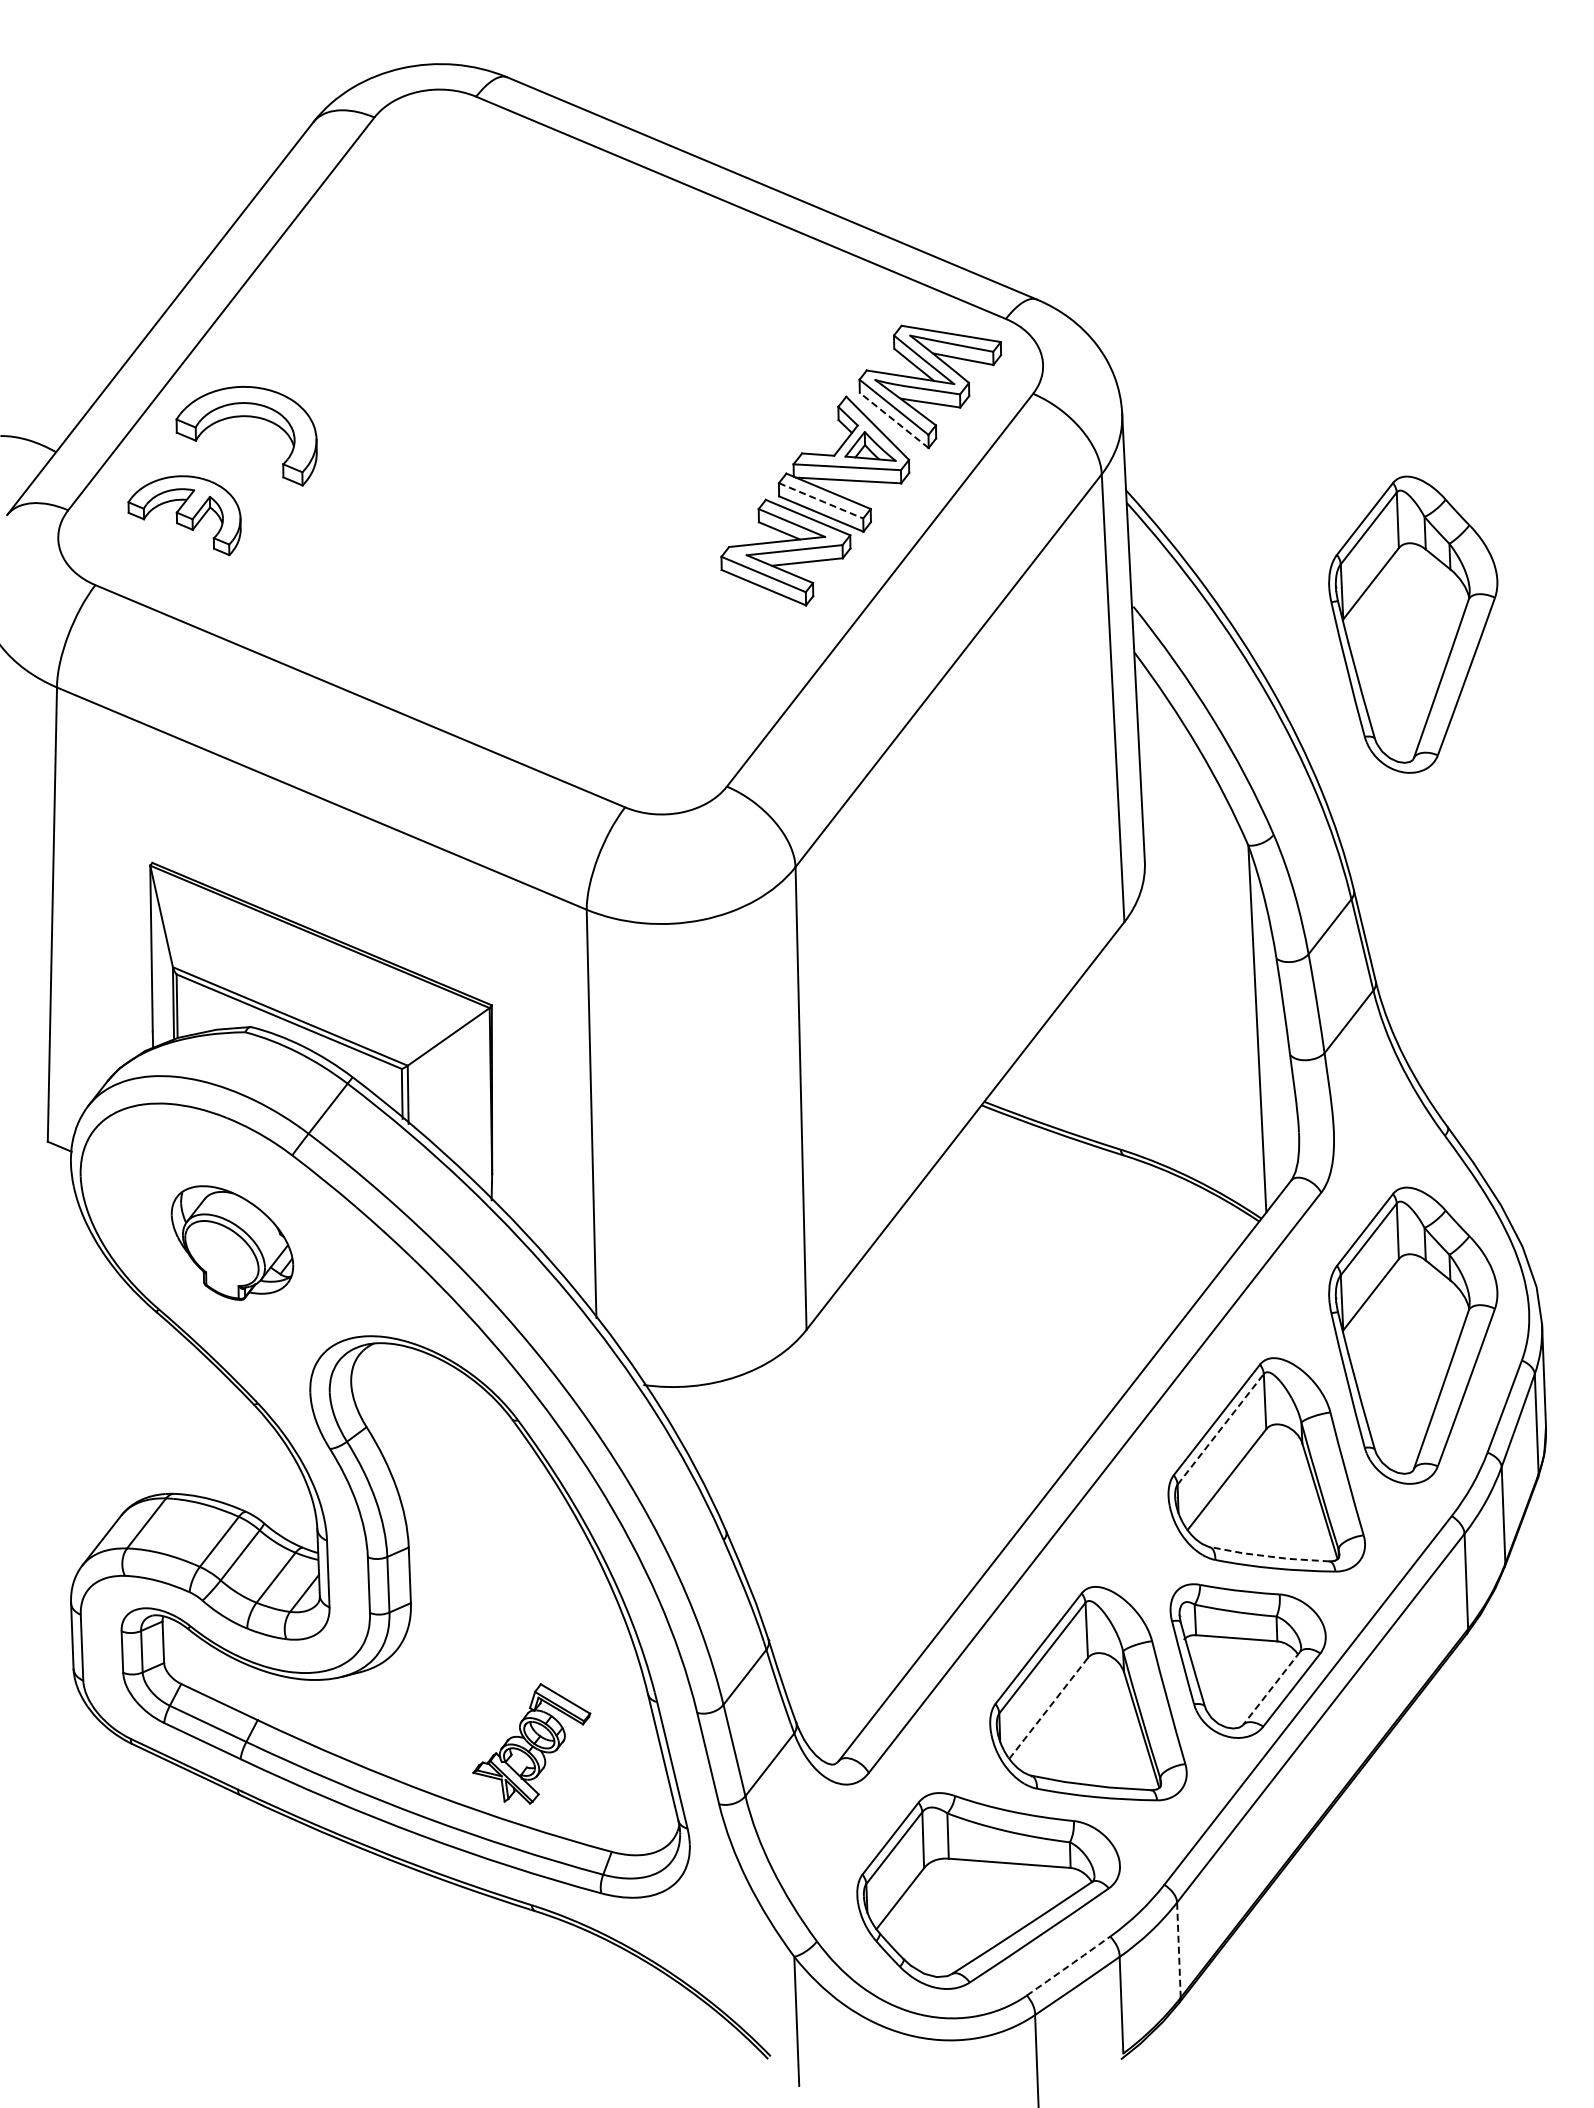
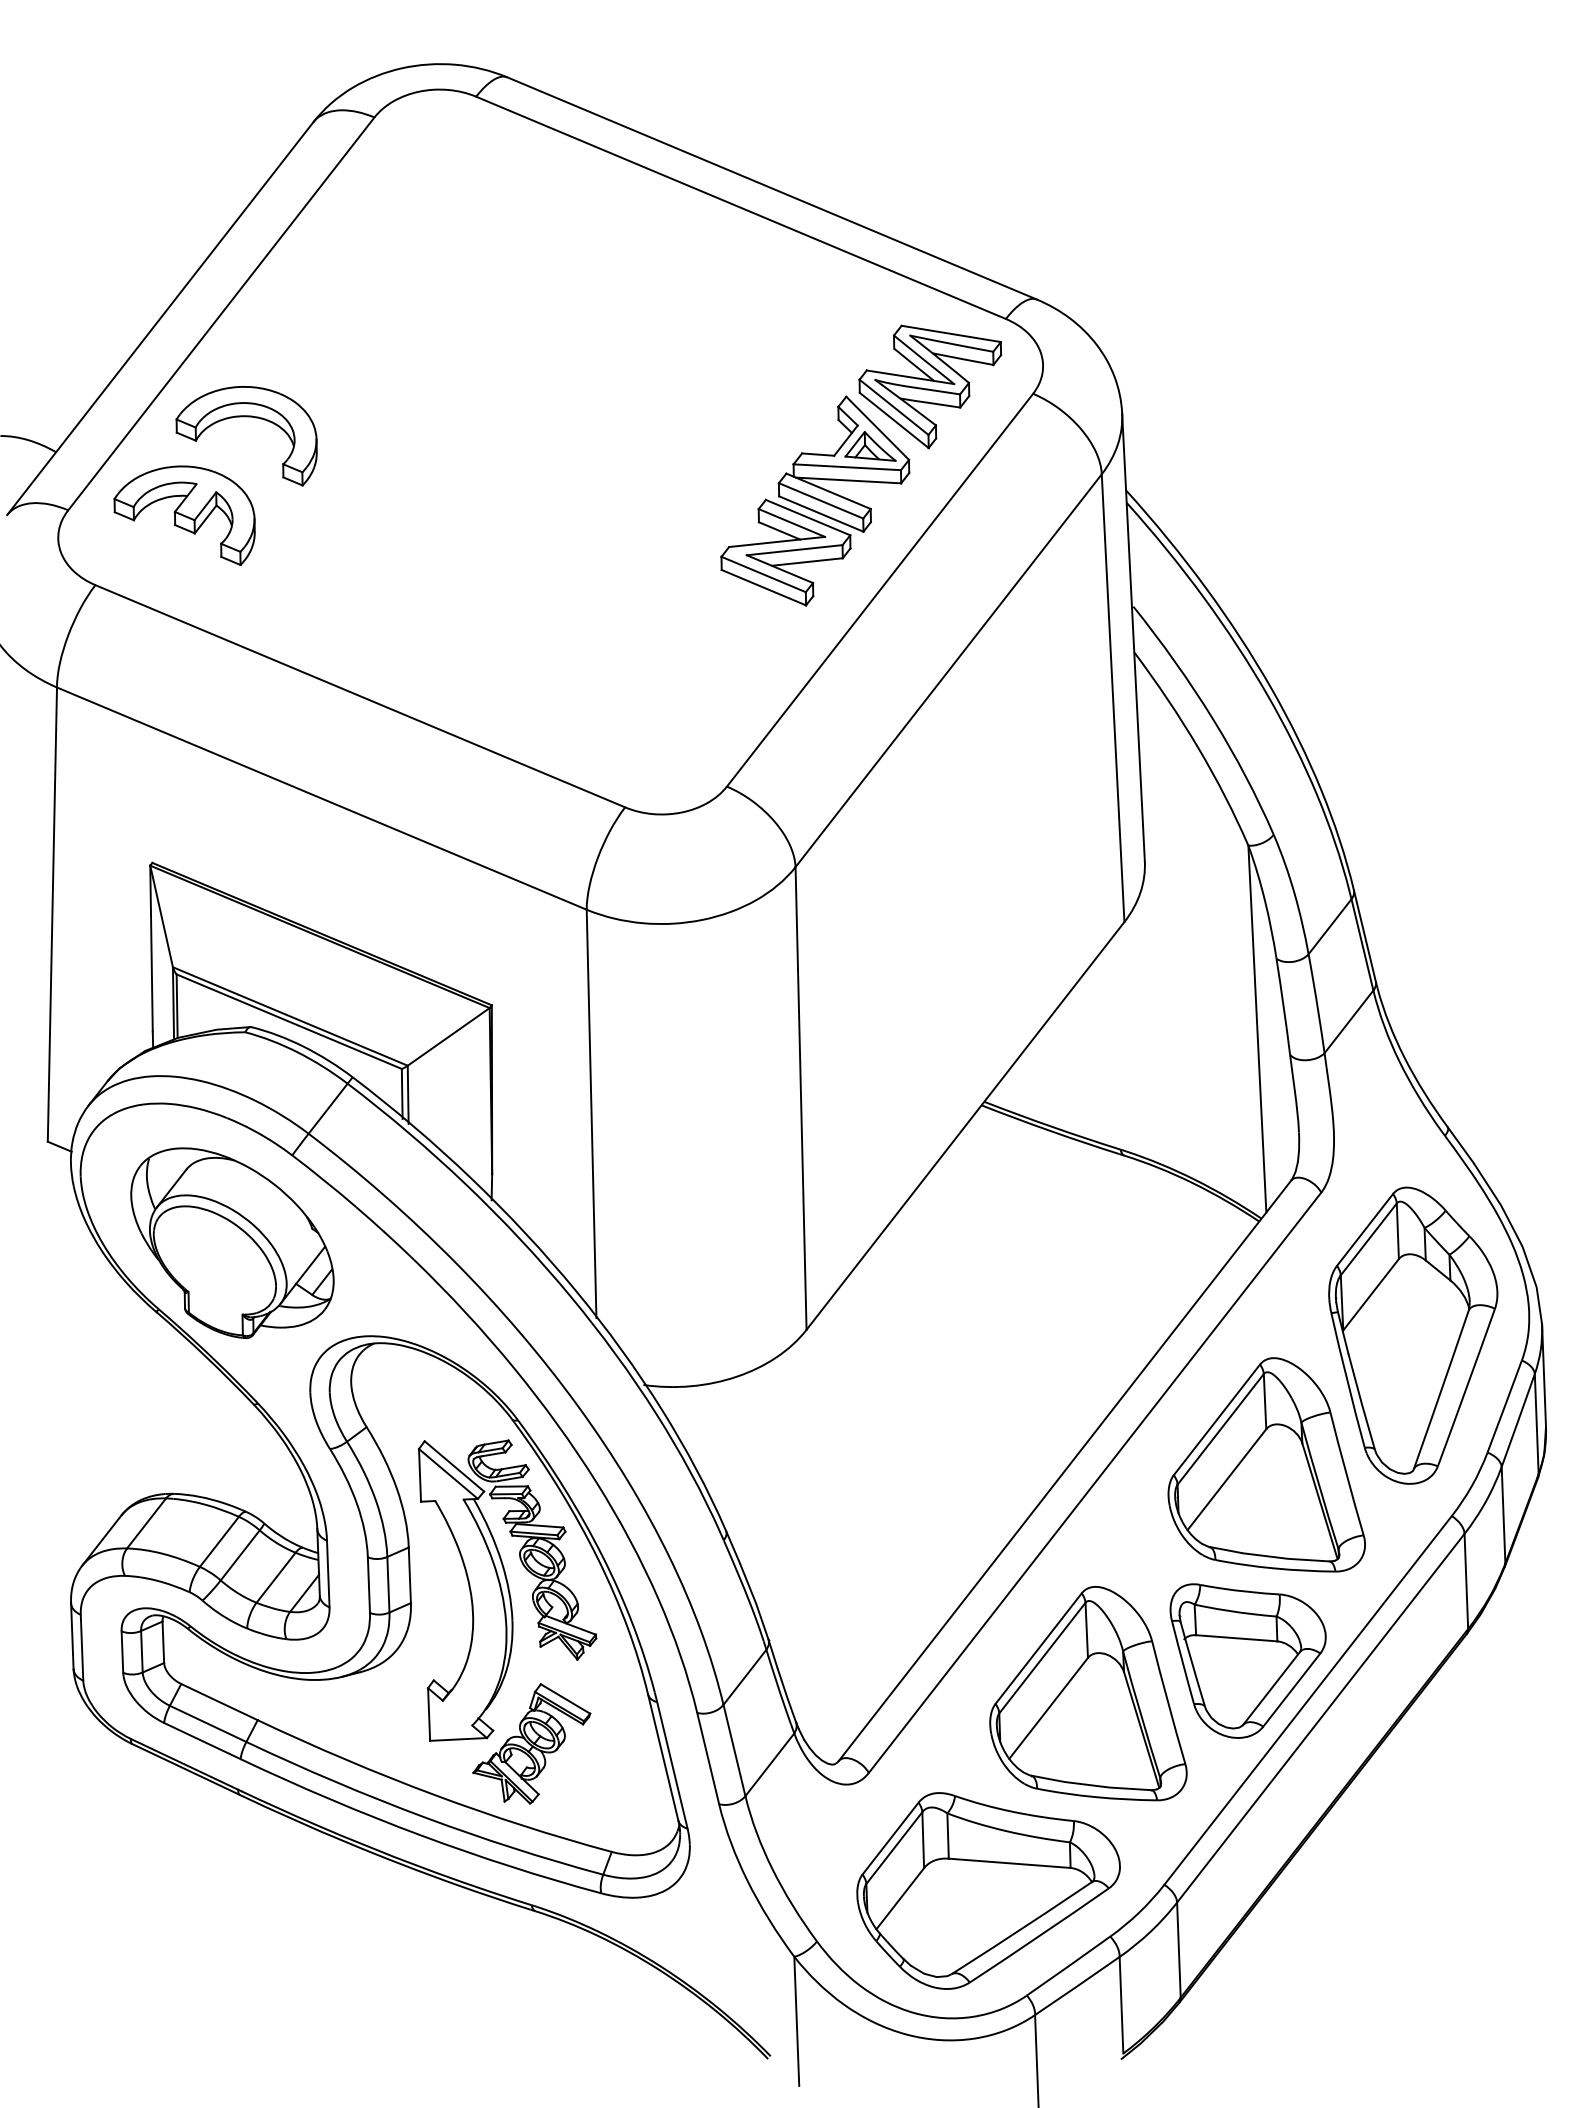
line: dashed -> solid (893, 420)
line: dashed -> solid (821, 500)
part size: 115x82 px -> 143x101 px (184, 515)
part: present -> none (1413, 624)
part size: 125x116 px -> 205x192 px (232, 1242)
line: dashed -> solid (1221, 1428)
line: dashed -> solid (1268, 1556)
part: none -> present (507, 1590)
line: dashed -> solid (1271, 1688)
line: dashed -> solid (1048, 1708)
line: dashed -> solid (1178, 1950)
arc: dashed -> solid (1068, 1966)
